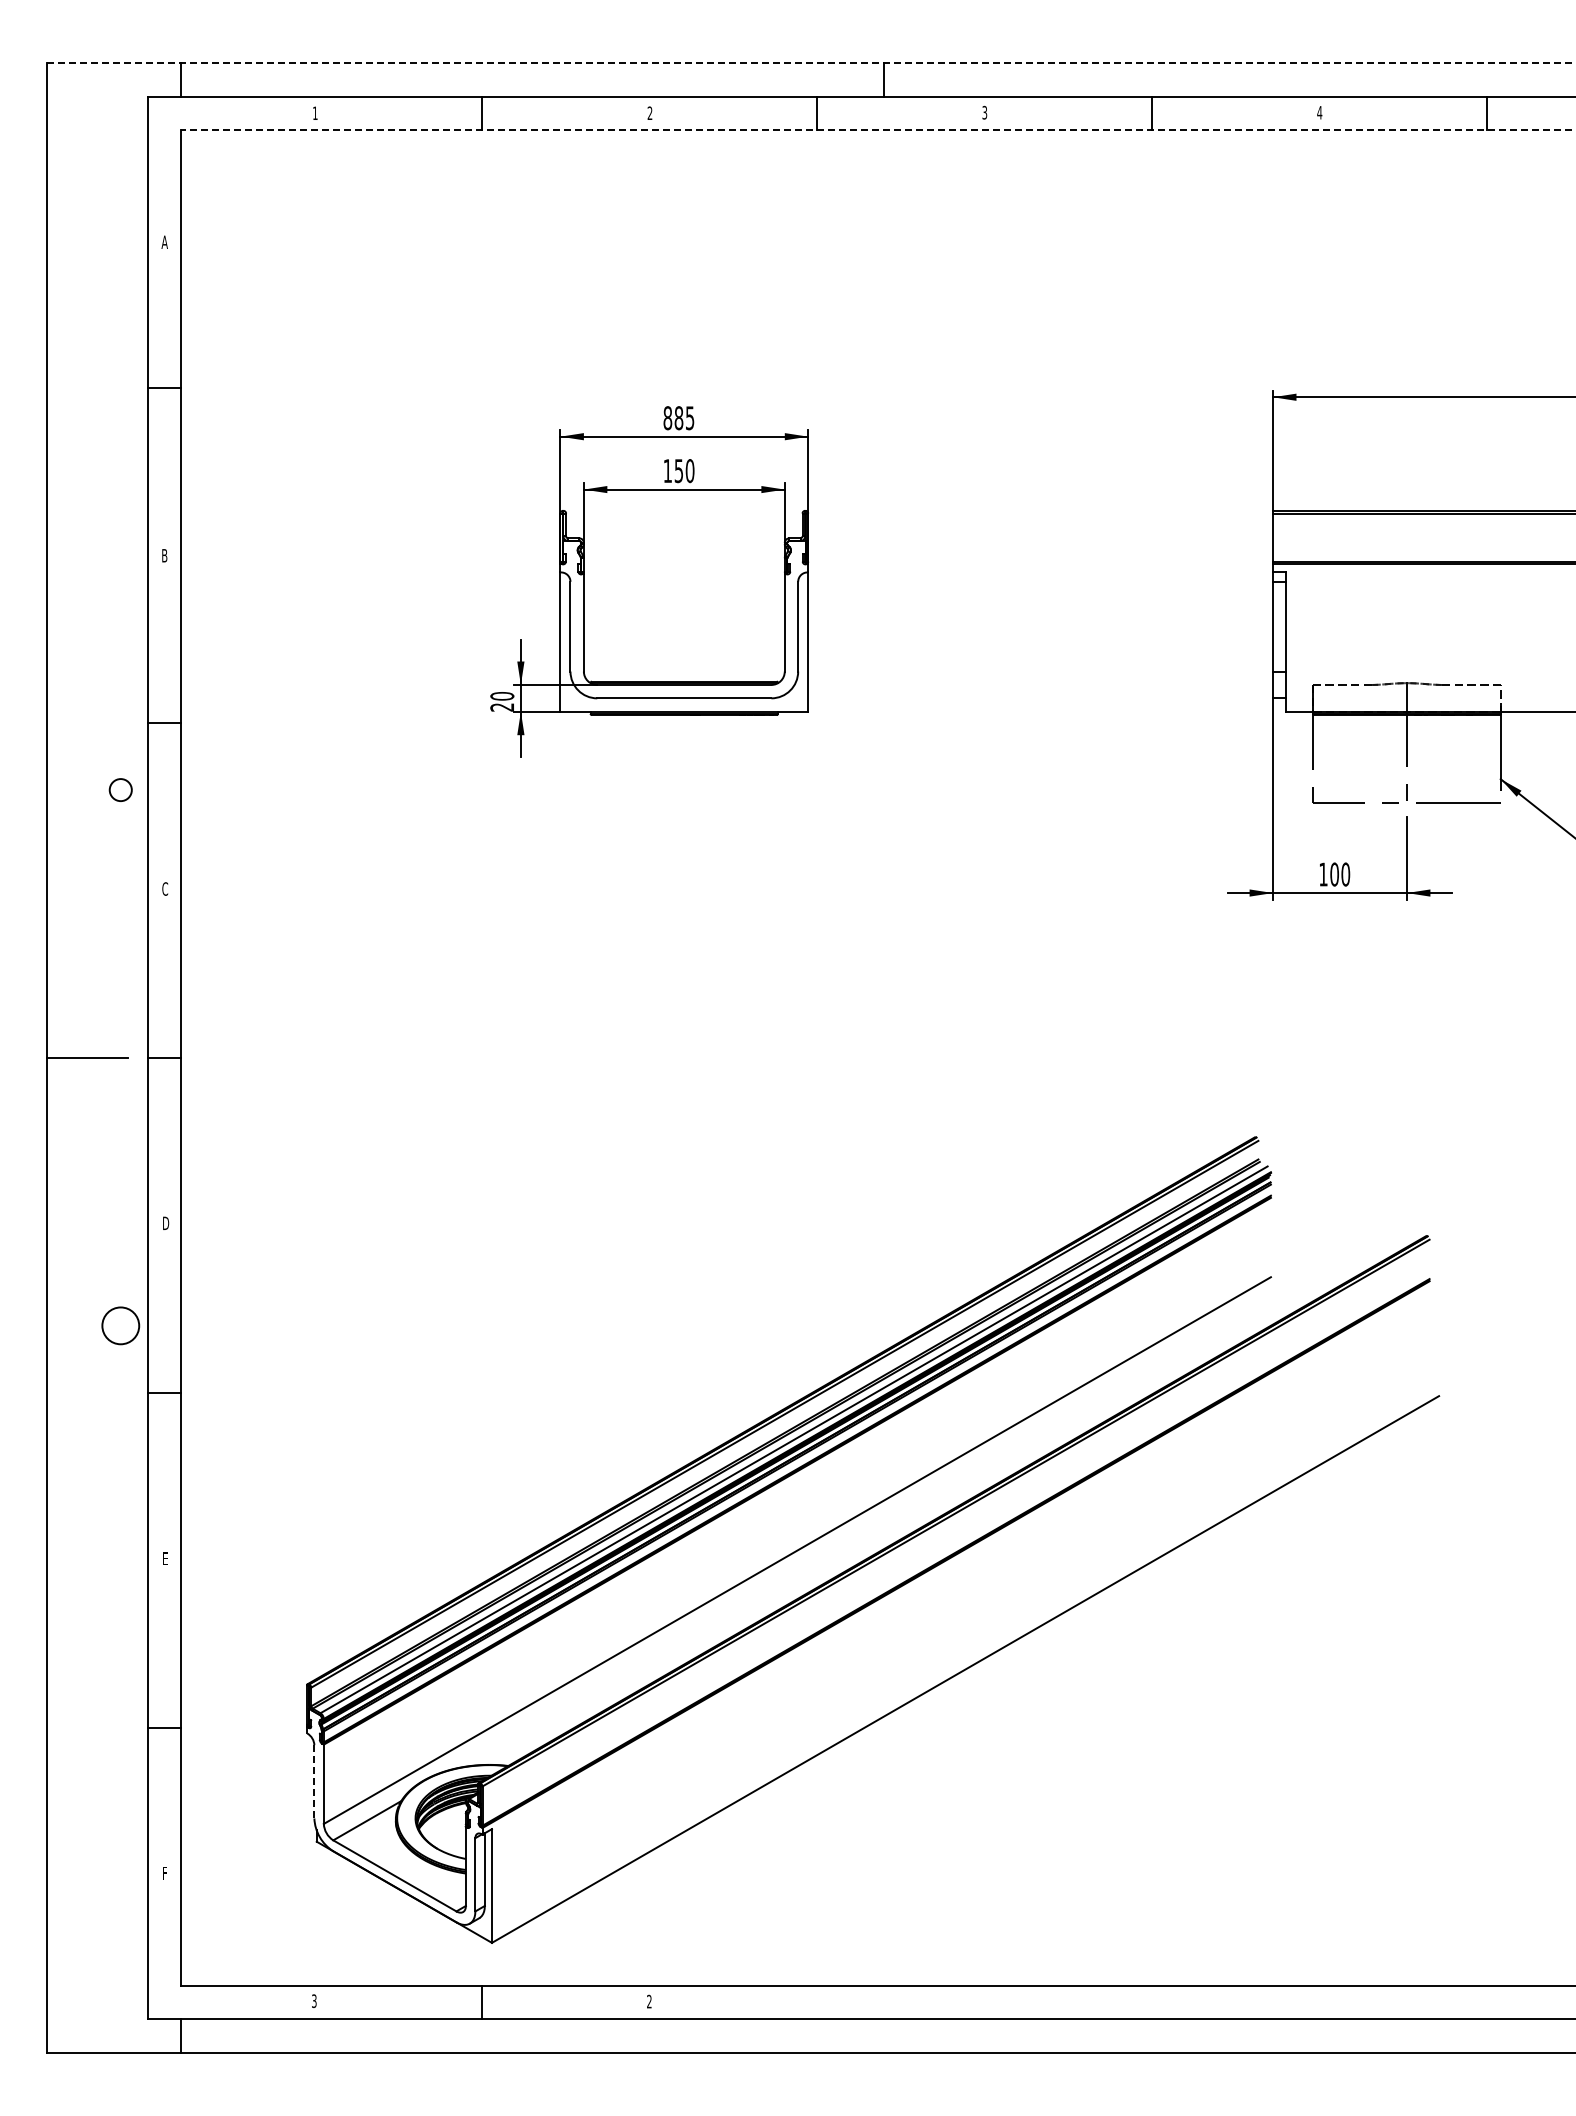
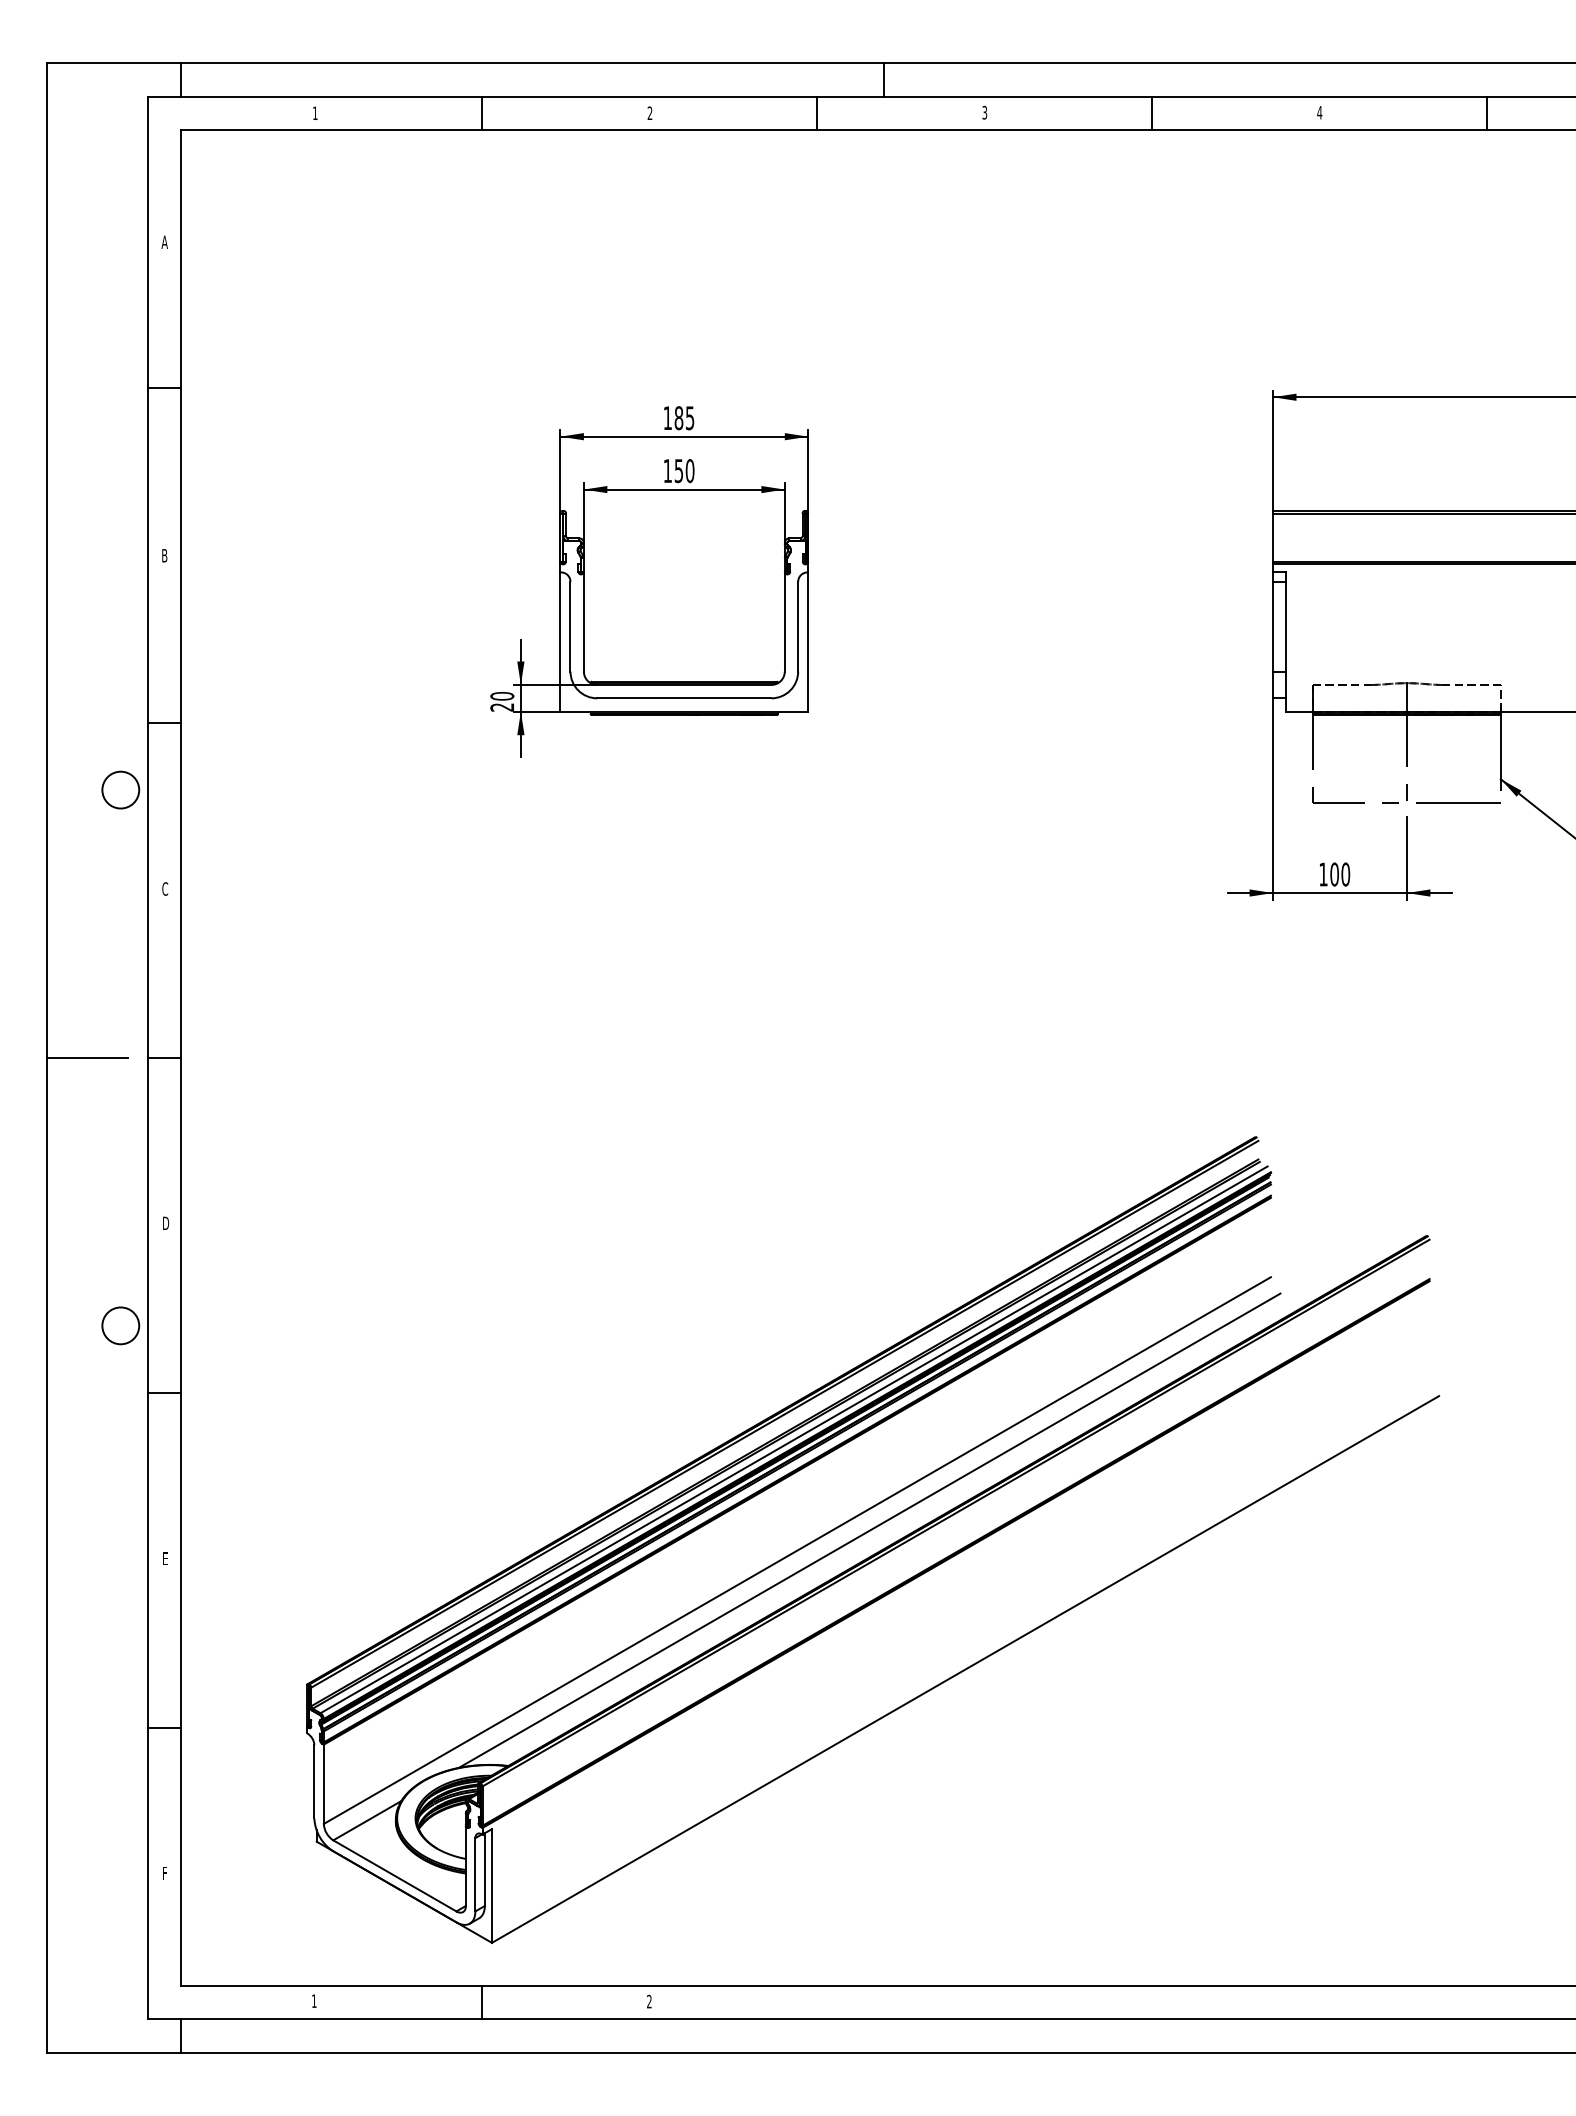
line: dashed -> solid (811, 63)
line: dashed -> solid (878, 130)
text: 885 -> 185 (667, 418)
circle diameter: 22 px -> 37 px (120, 789)
line: none -> present (869, 1530)
line: dashed -> solid (314, 1781)
text: 3 -> 1 (314, 2001)
